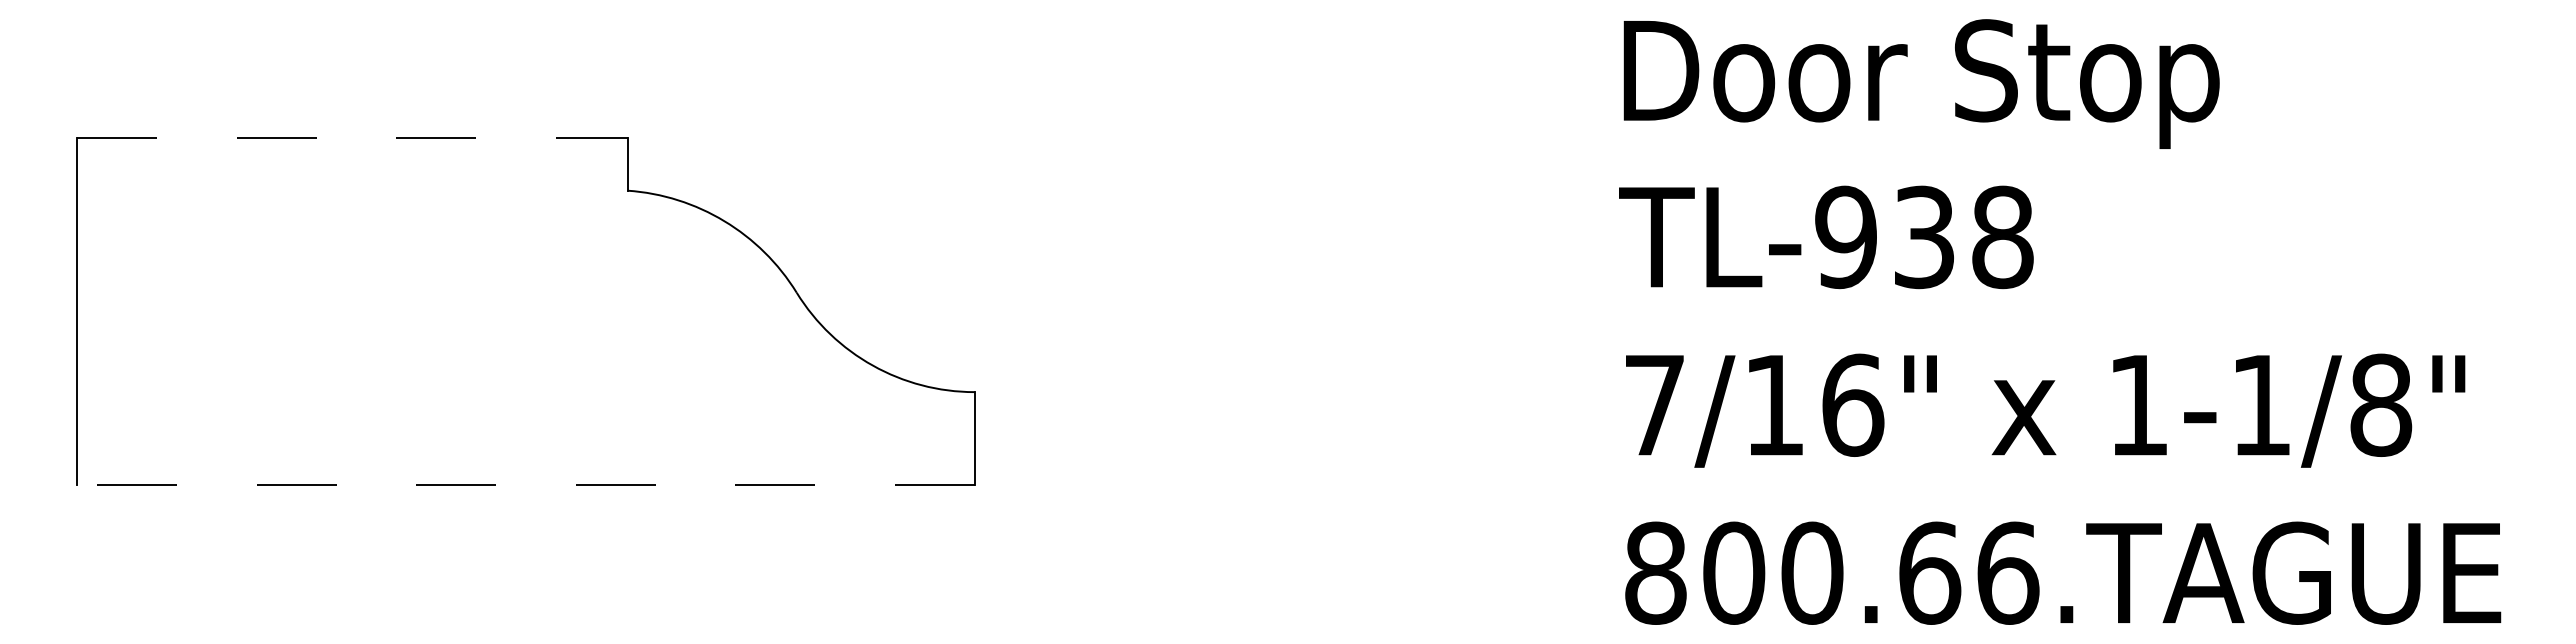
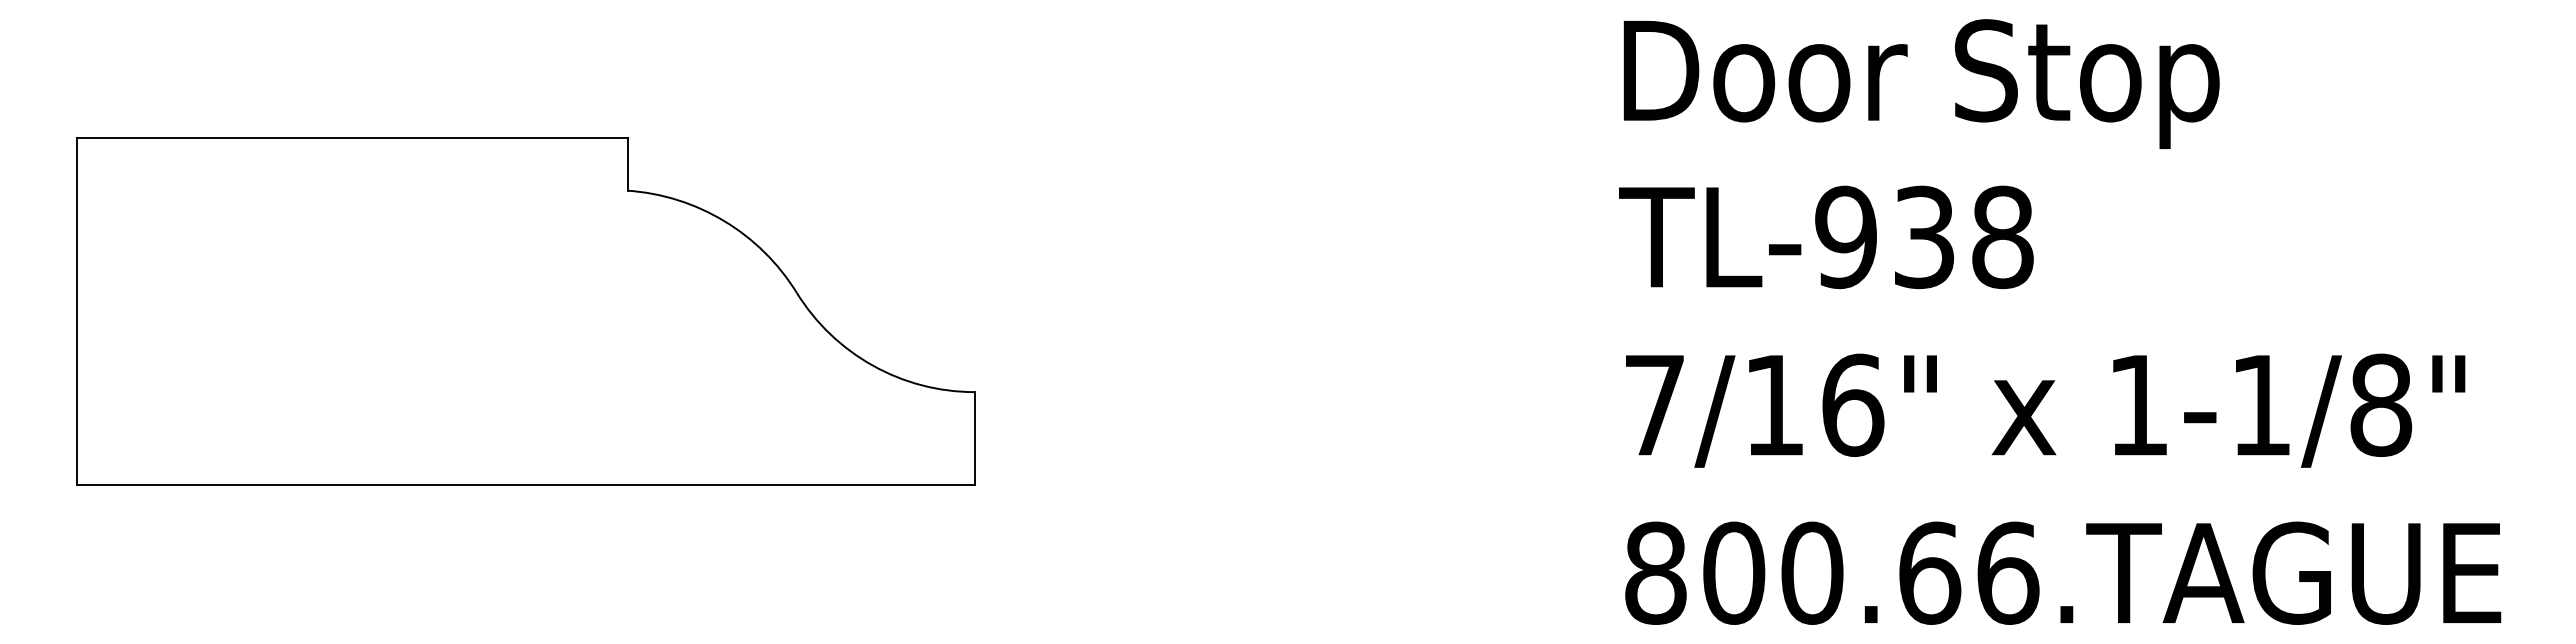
line: dashed -> solid (352, 137)
line: dashed -> solid (526, 484)
